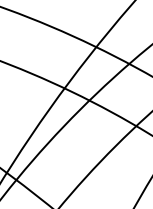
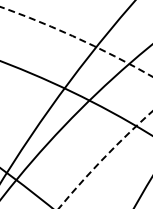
circle: solid -> dashed (76, 41)
circle: solid -> dashed (105, 159)
